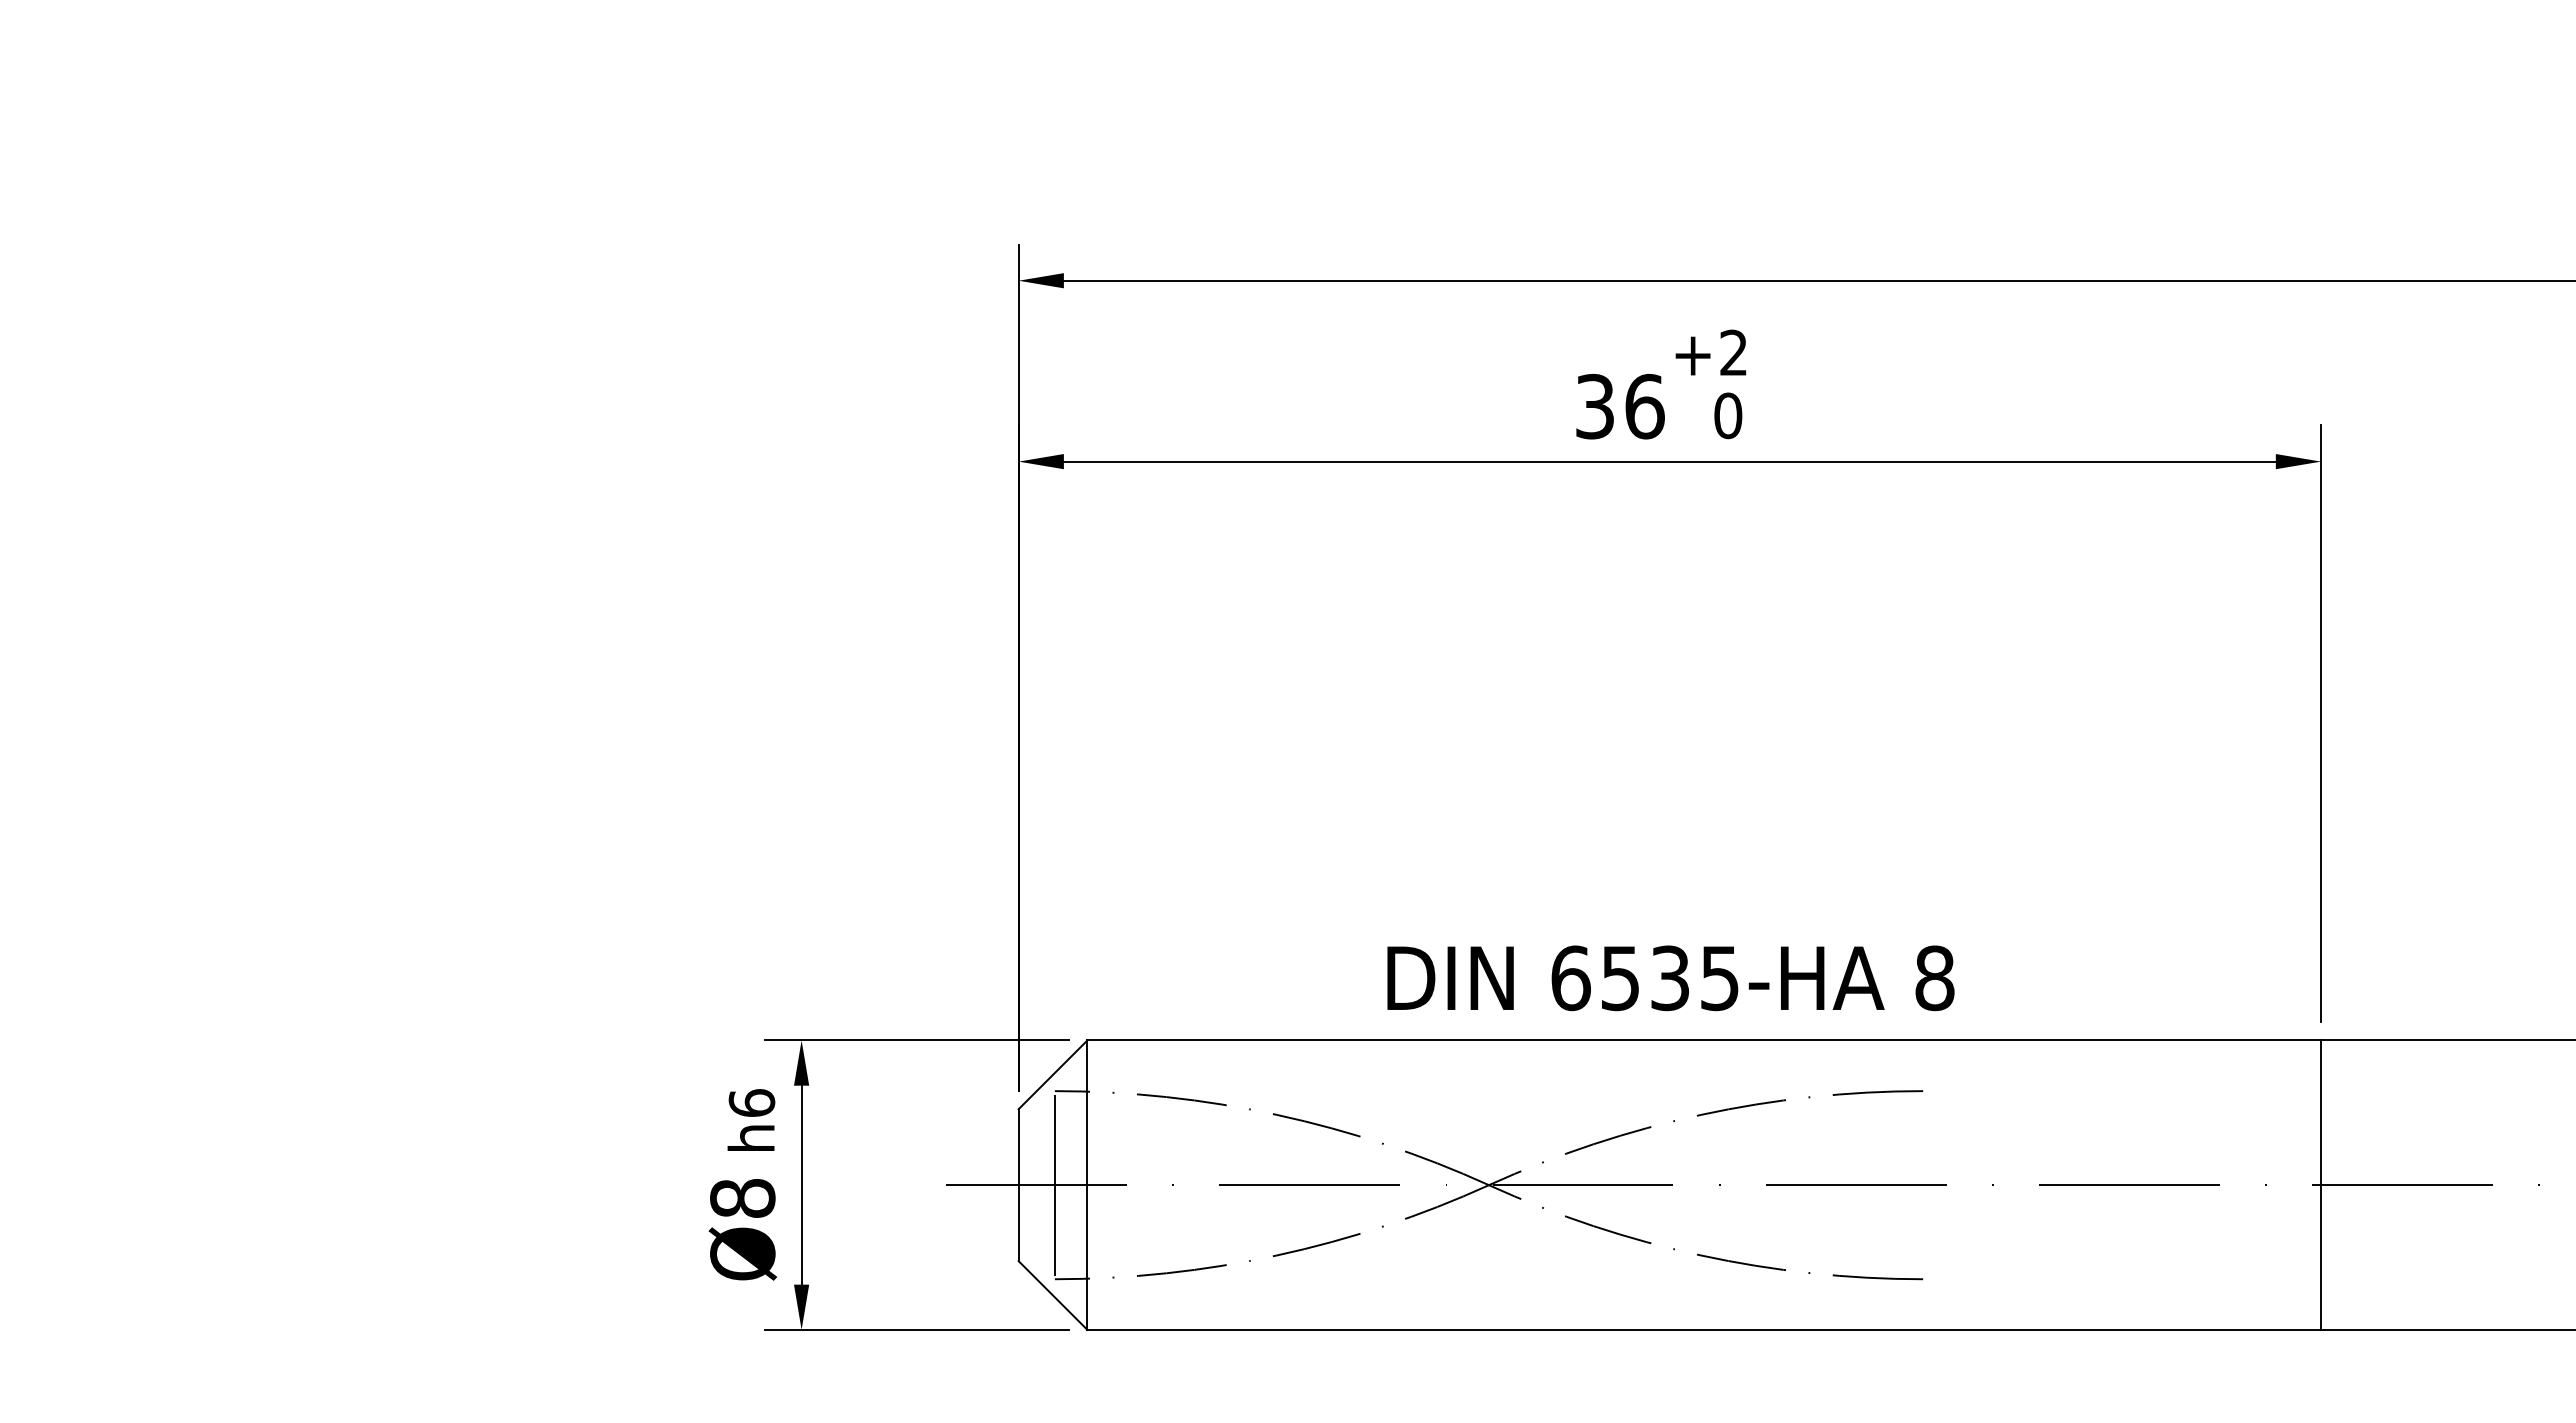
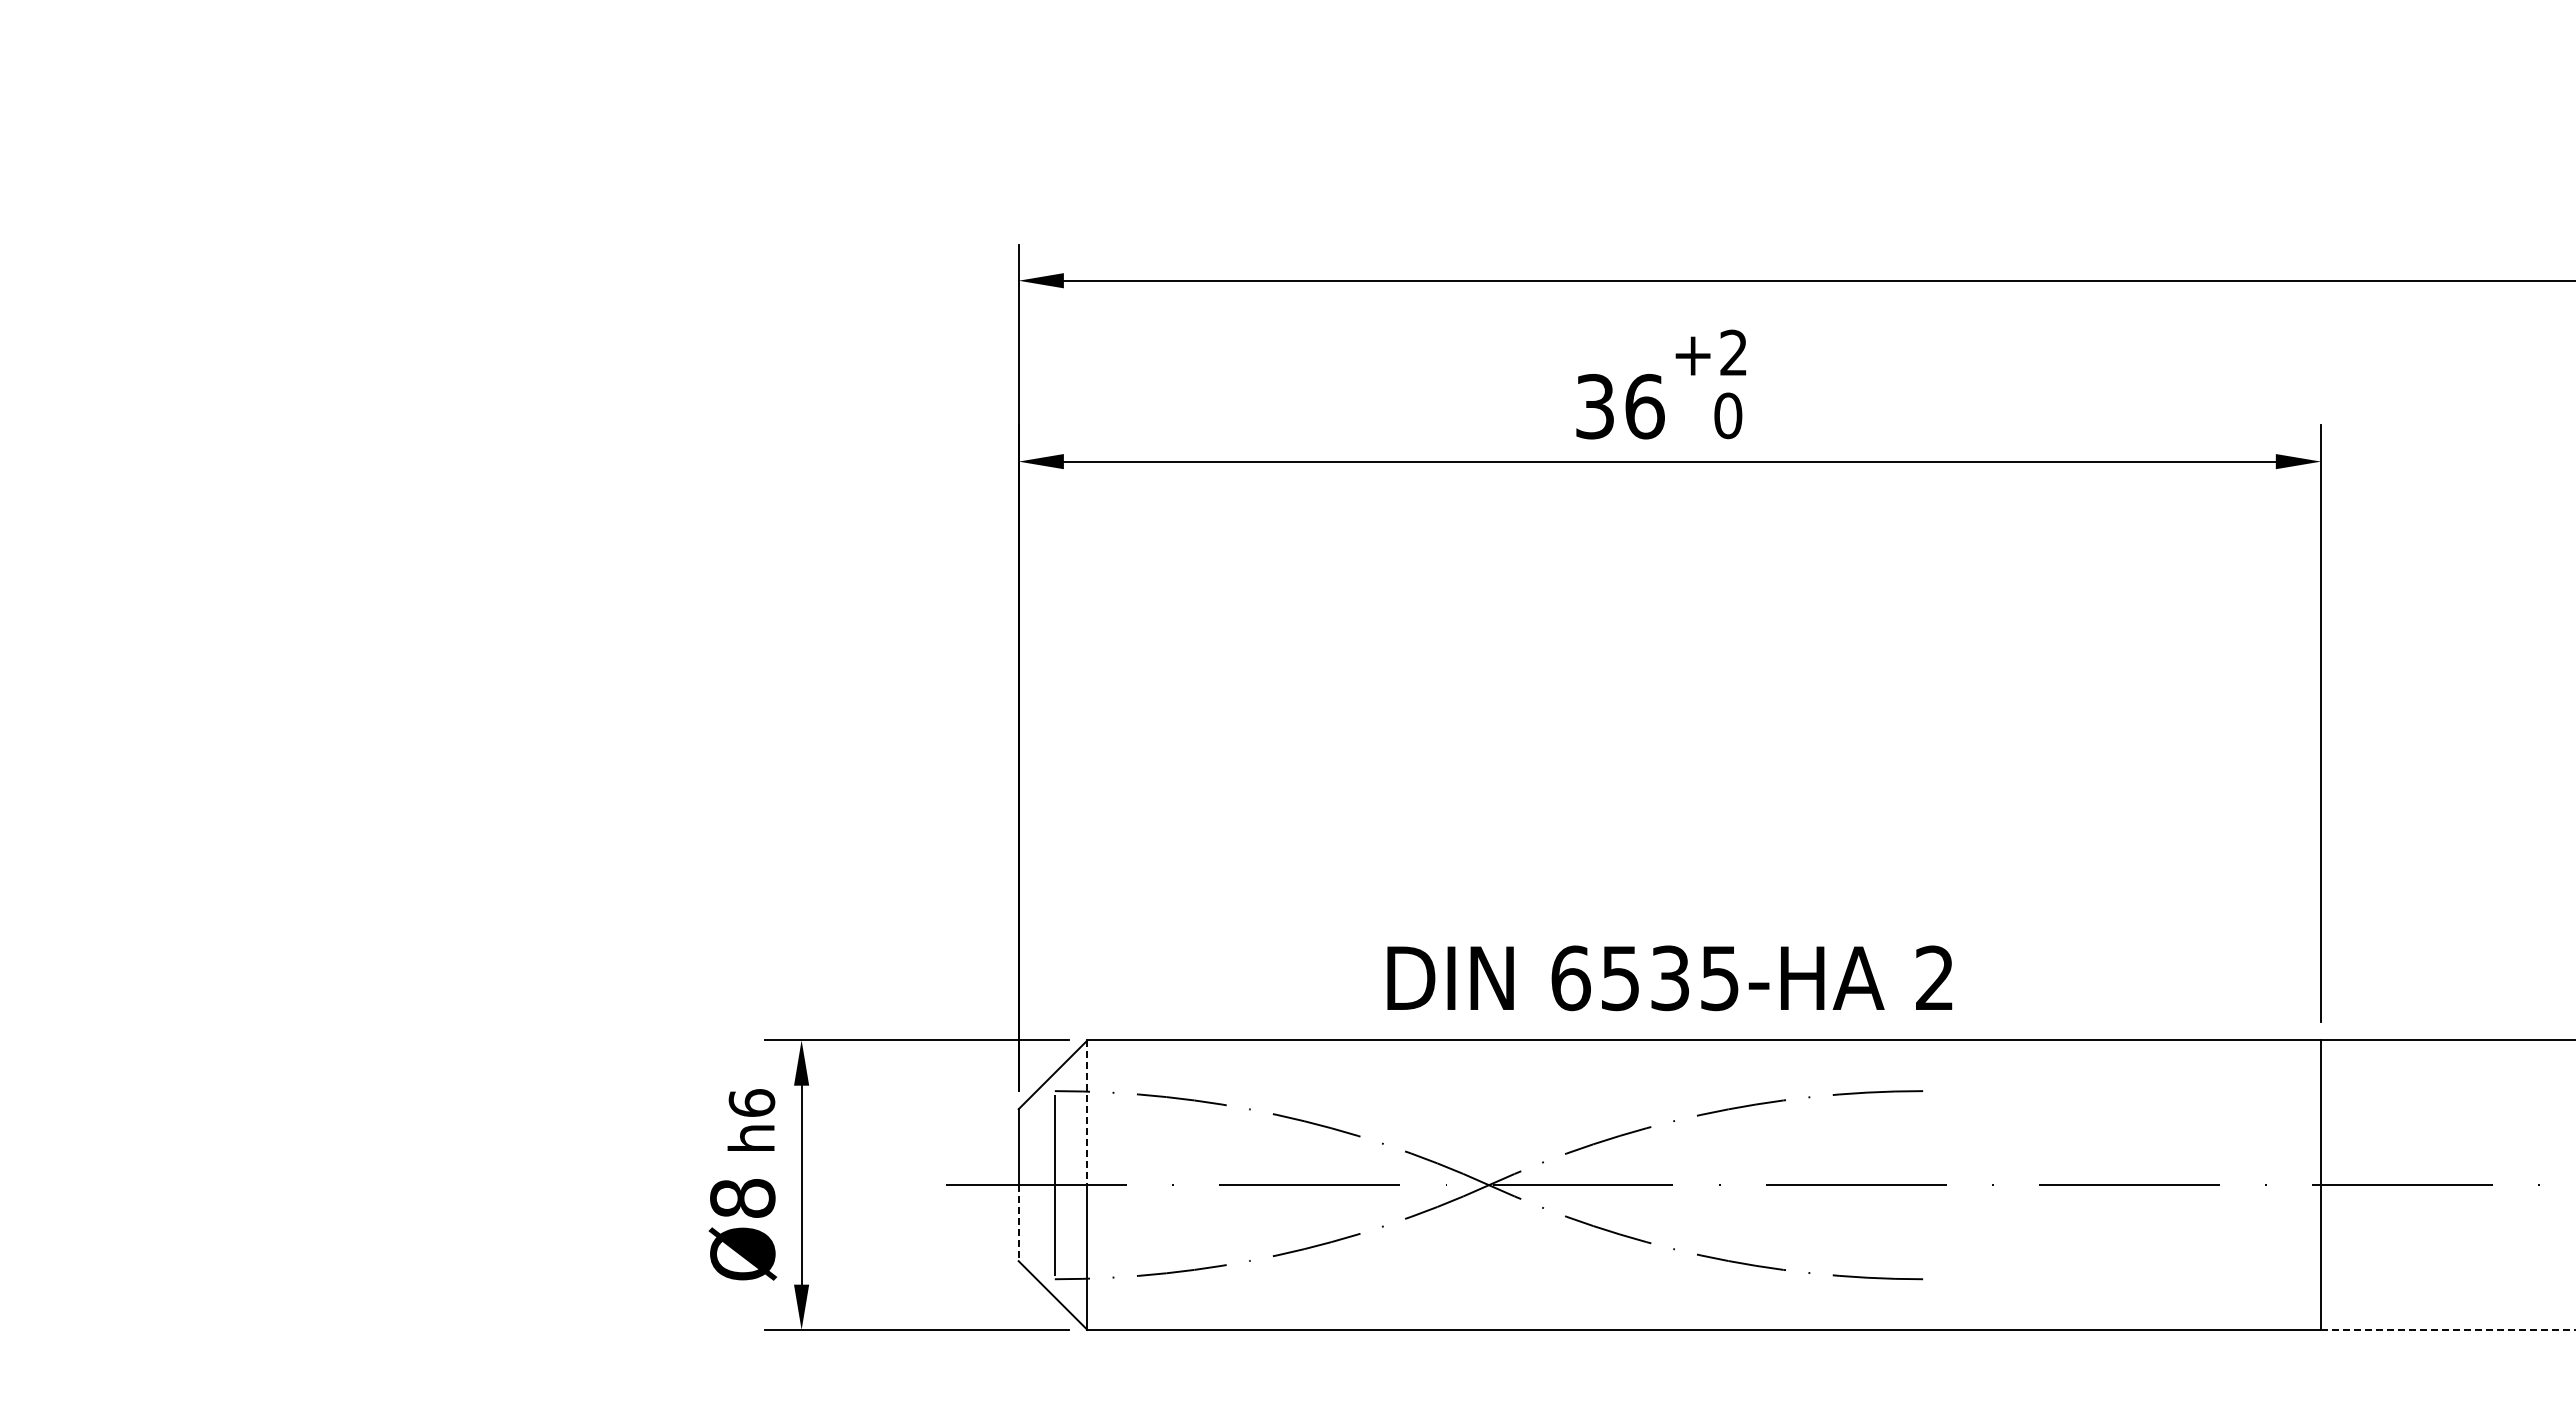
text: 8 -> 2 (1934, 978)
line: solid -> dashed (1087, 1113)
line: solid -> dashed (1018, 1223)
line: solid -> dashed (2448, 1329)
